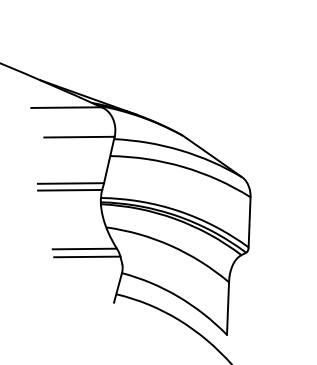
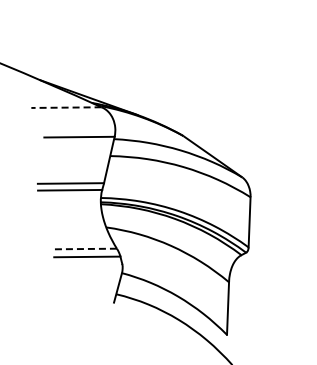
line: solid -> dashed (65, 107)
line: solid -> dashed (84, 249)
